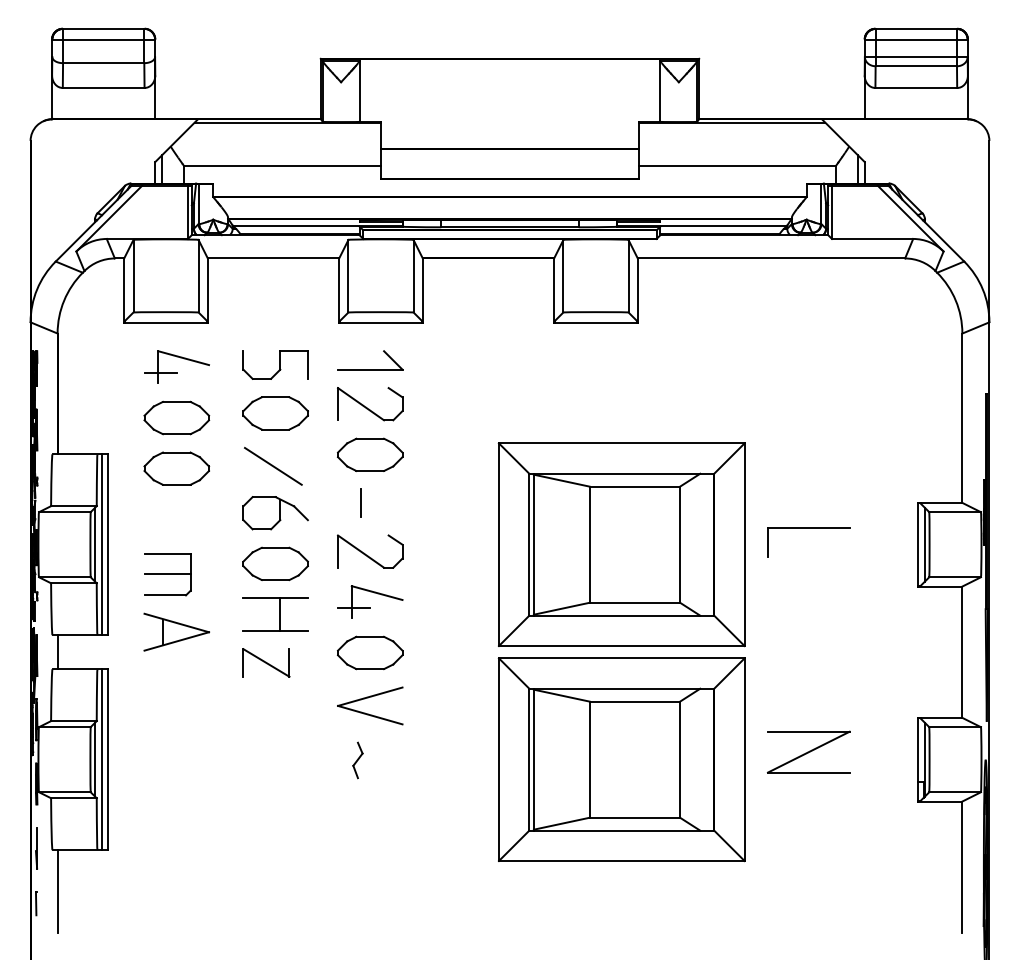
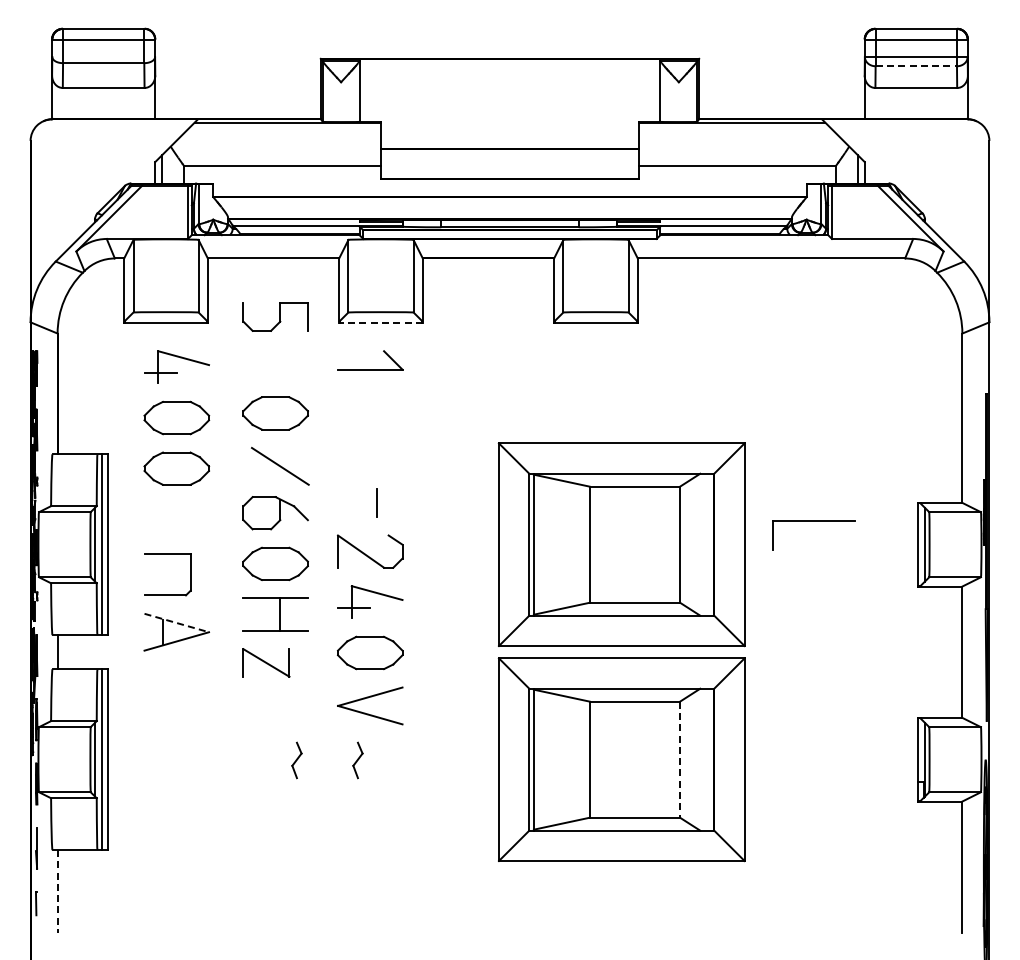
line: solid -> dashed (916, 66)
line: solid -> dashed (381, 323)
part position: (275, 364) -> (275, 316) (275, 316)
part: present -> none (370, 404)
part: present -> none (370, 454)
line position: (273, 465) -> (280, 465) (280, 465)
line position: (360, 502) -> (376, 502) (376, 502)
part position: (808, 528) -> (813, 521) (813, 521)
line: present -> none (167, 573)
line: solid -> dashed (176, 623)
part: present -> none (808, 751)
part: none -> present (296, 760)
line: solid -> dashed (680, 760)
line: solid -> dashed (57, 891)
